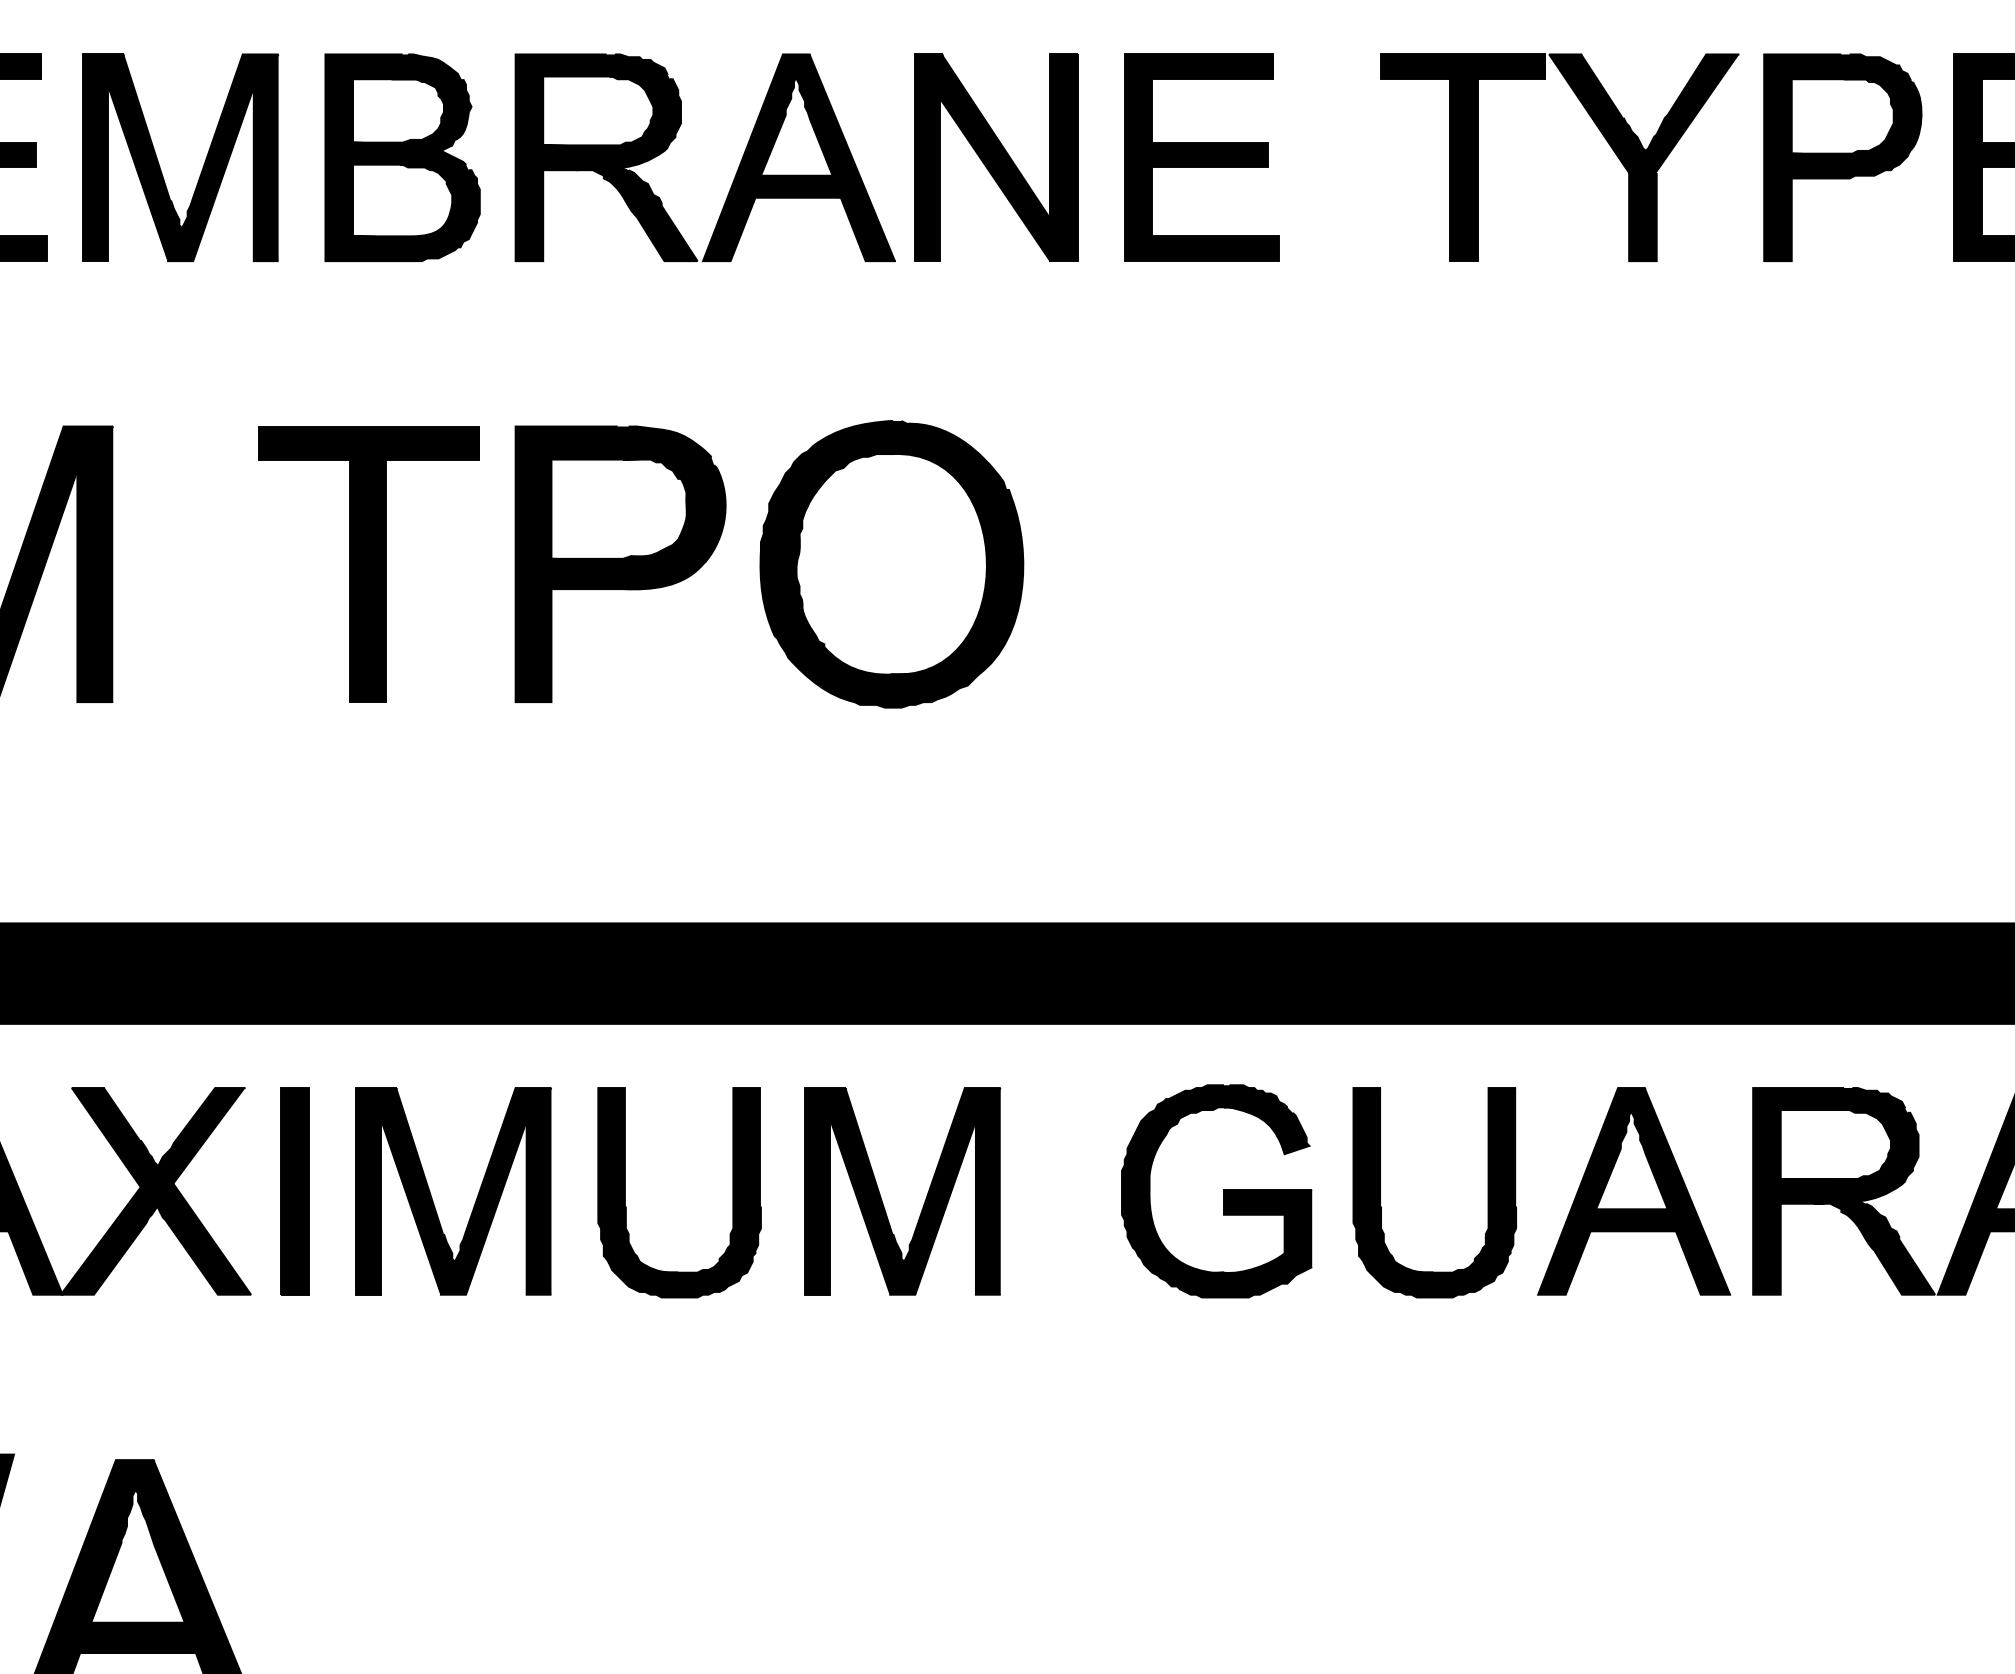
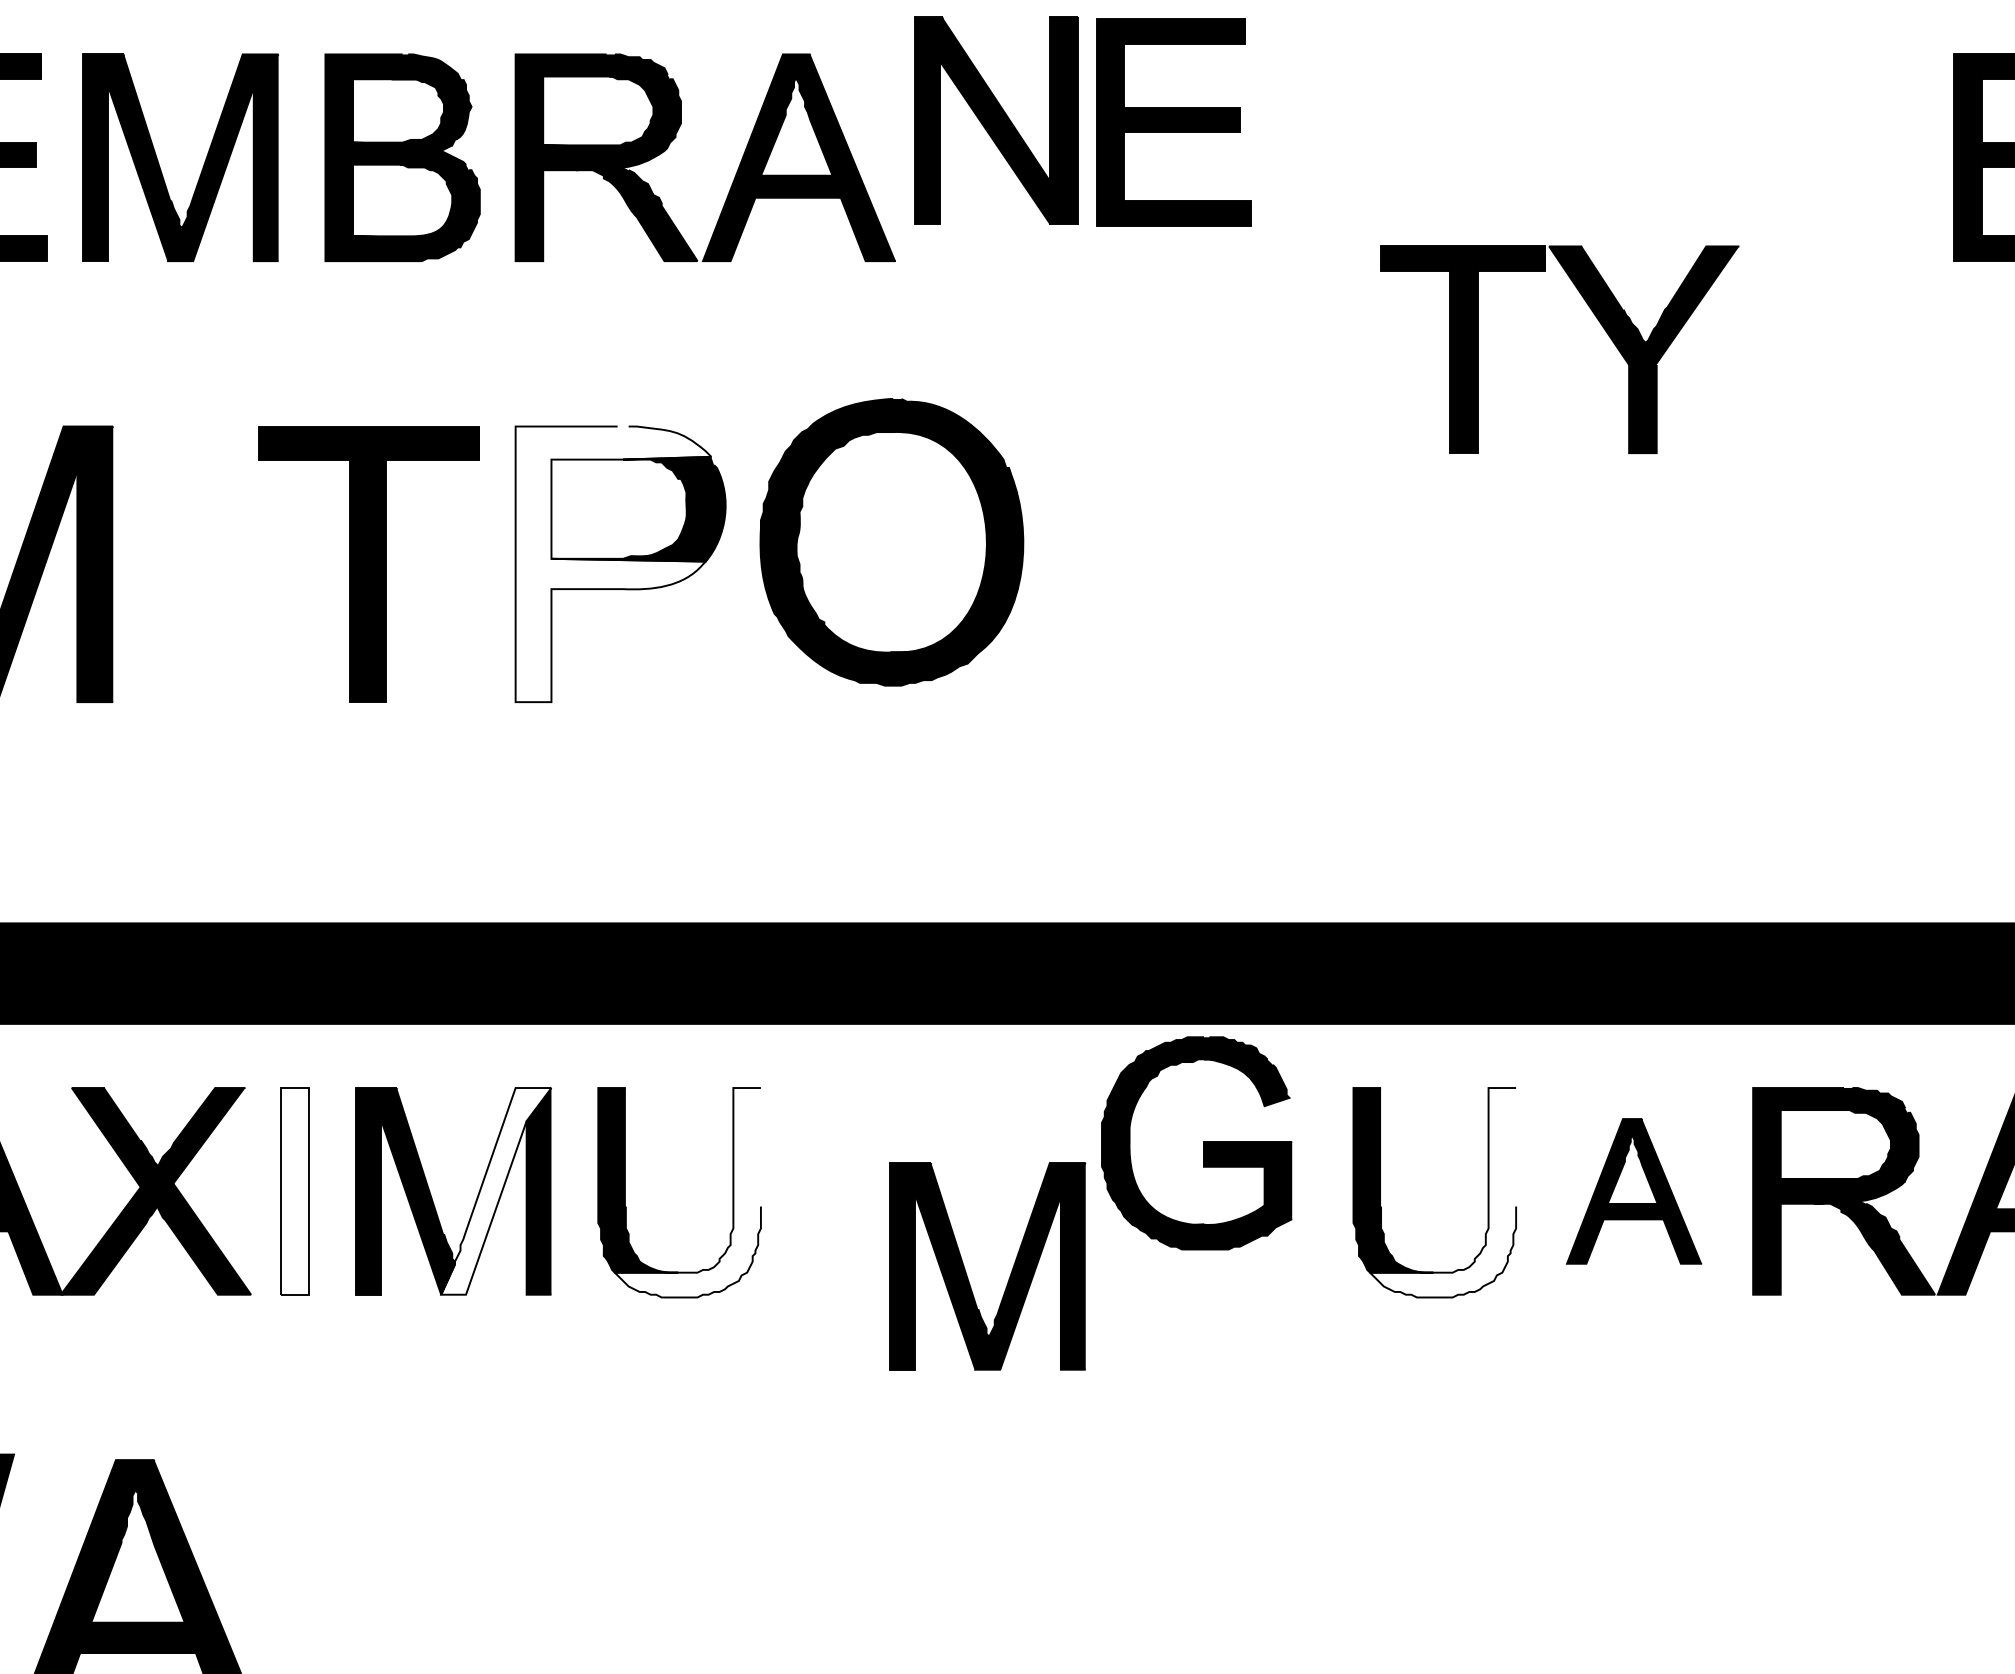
part position: (1598, 129) -> (1598, 321) (1598, 321)
part position: (996, 157) -> (996, 120) (996, 120)
part position: (1201, 157) -> (1173, 122) (1173, 122)
part: present -> none (1842, 157)
fill: present -> none (613, 564)
part position: (891, 564) -> (891, 542) (891, 542)
fill: present -> none (294, 1191)
fill: present -> none (496, 1191)
part position: (1223, 1191) -> (1203, 1143) (1203, 1143)
part size: 195x209 px -> 138x147 px (1633, 1191)
fill: present -> none (687, 1192)
fill: present -> none (1443, 1192)
part position: (882, 1199) -> (967, 1274) (967, 1274)
